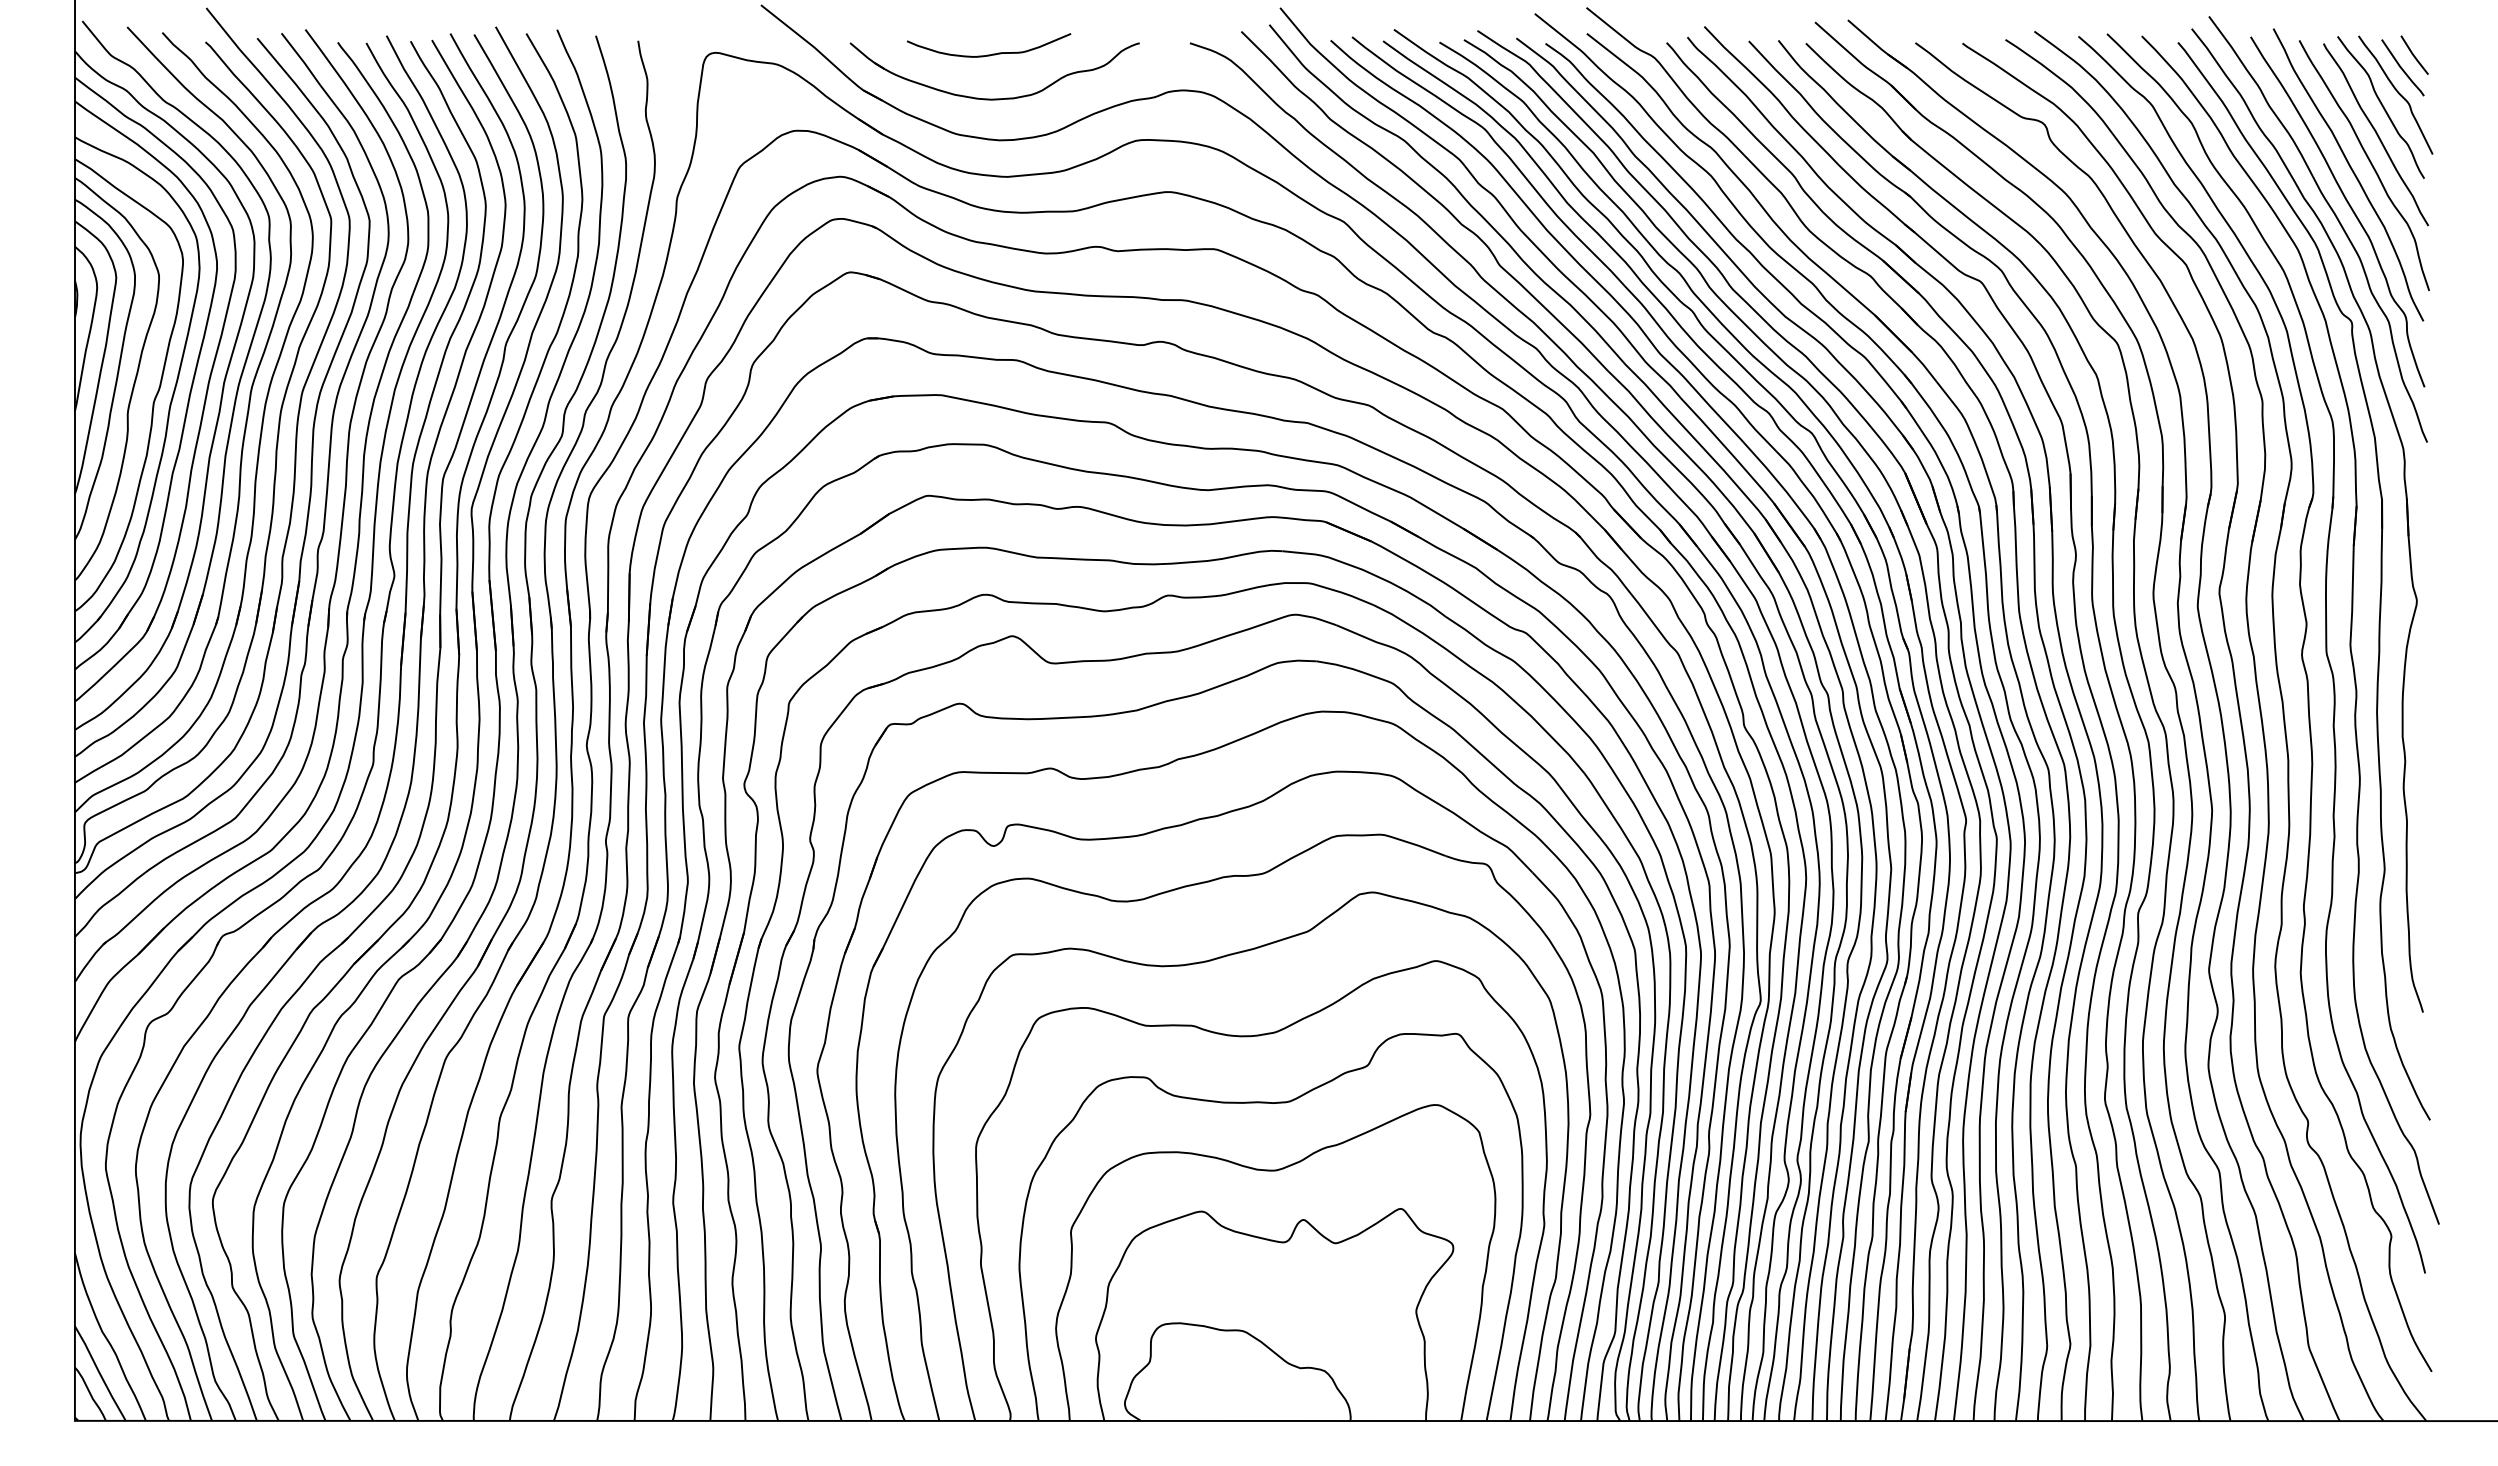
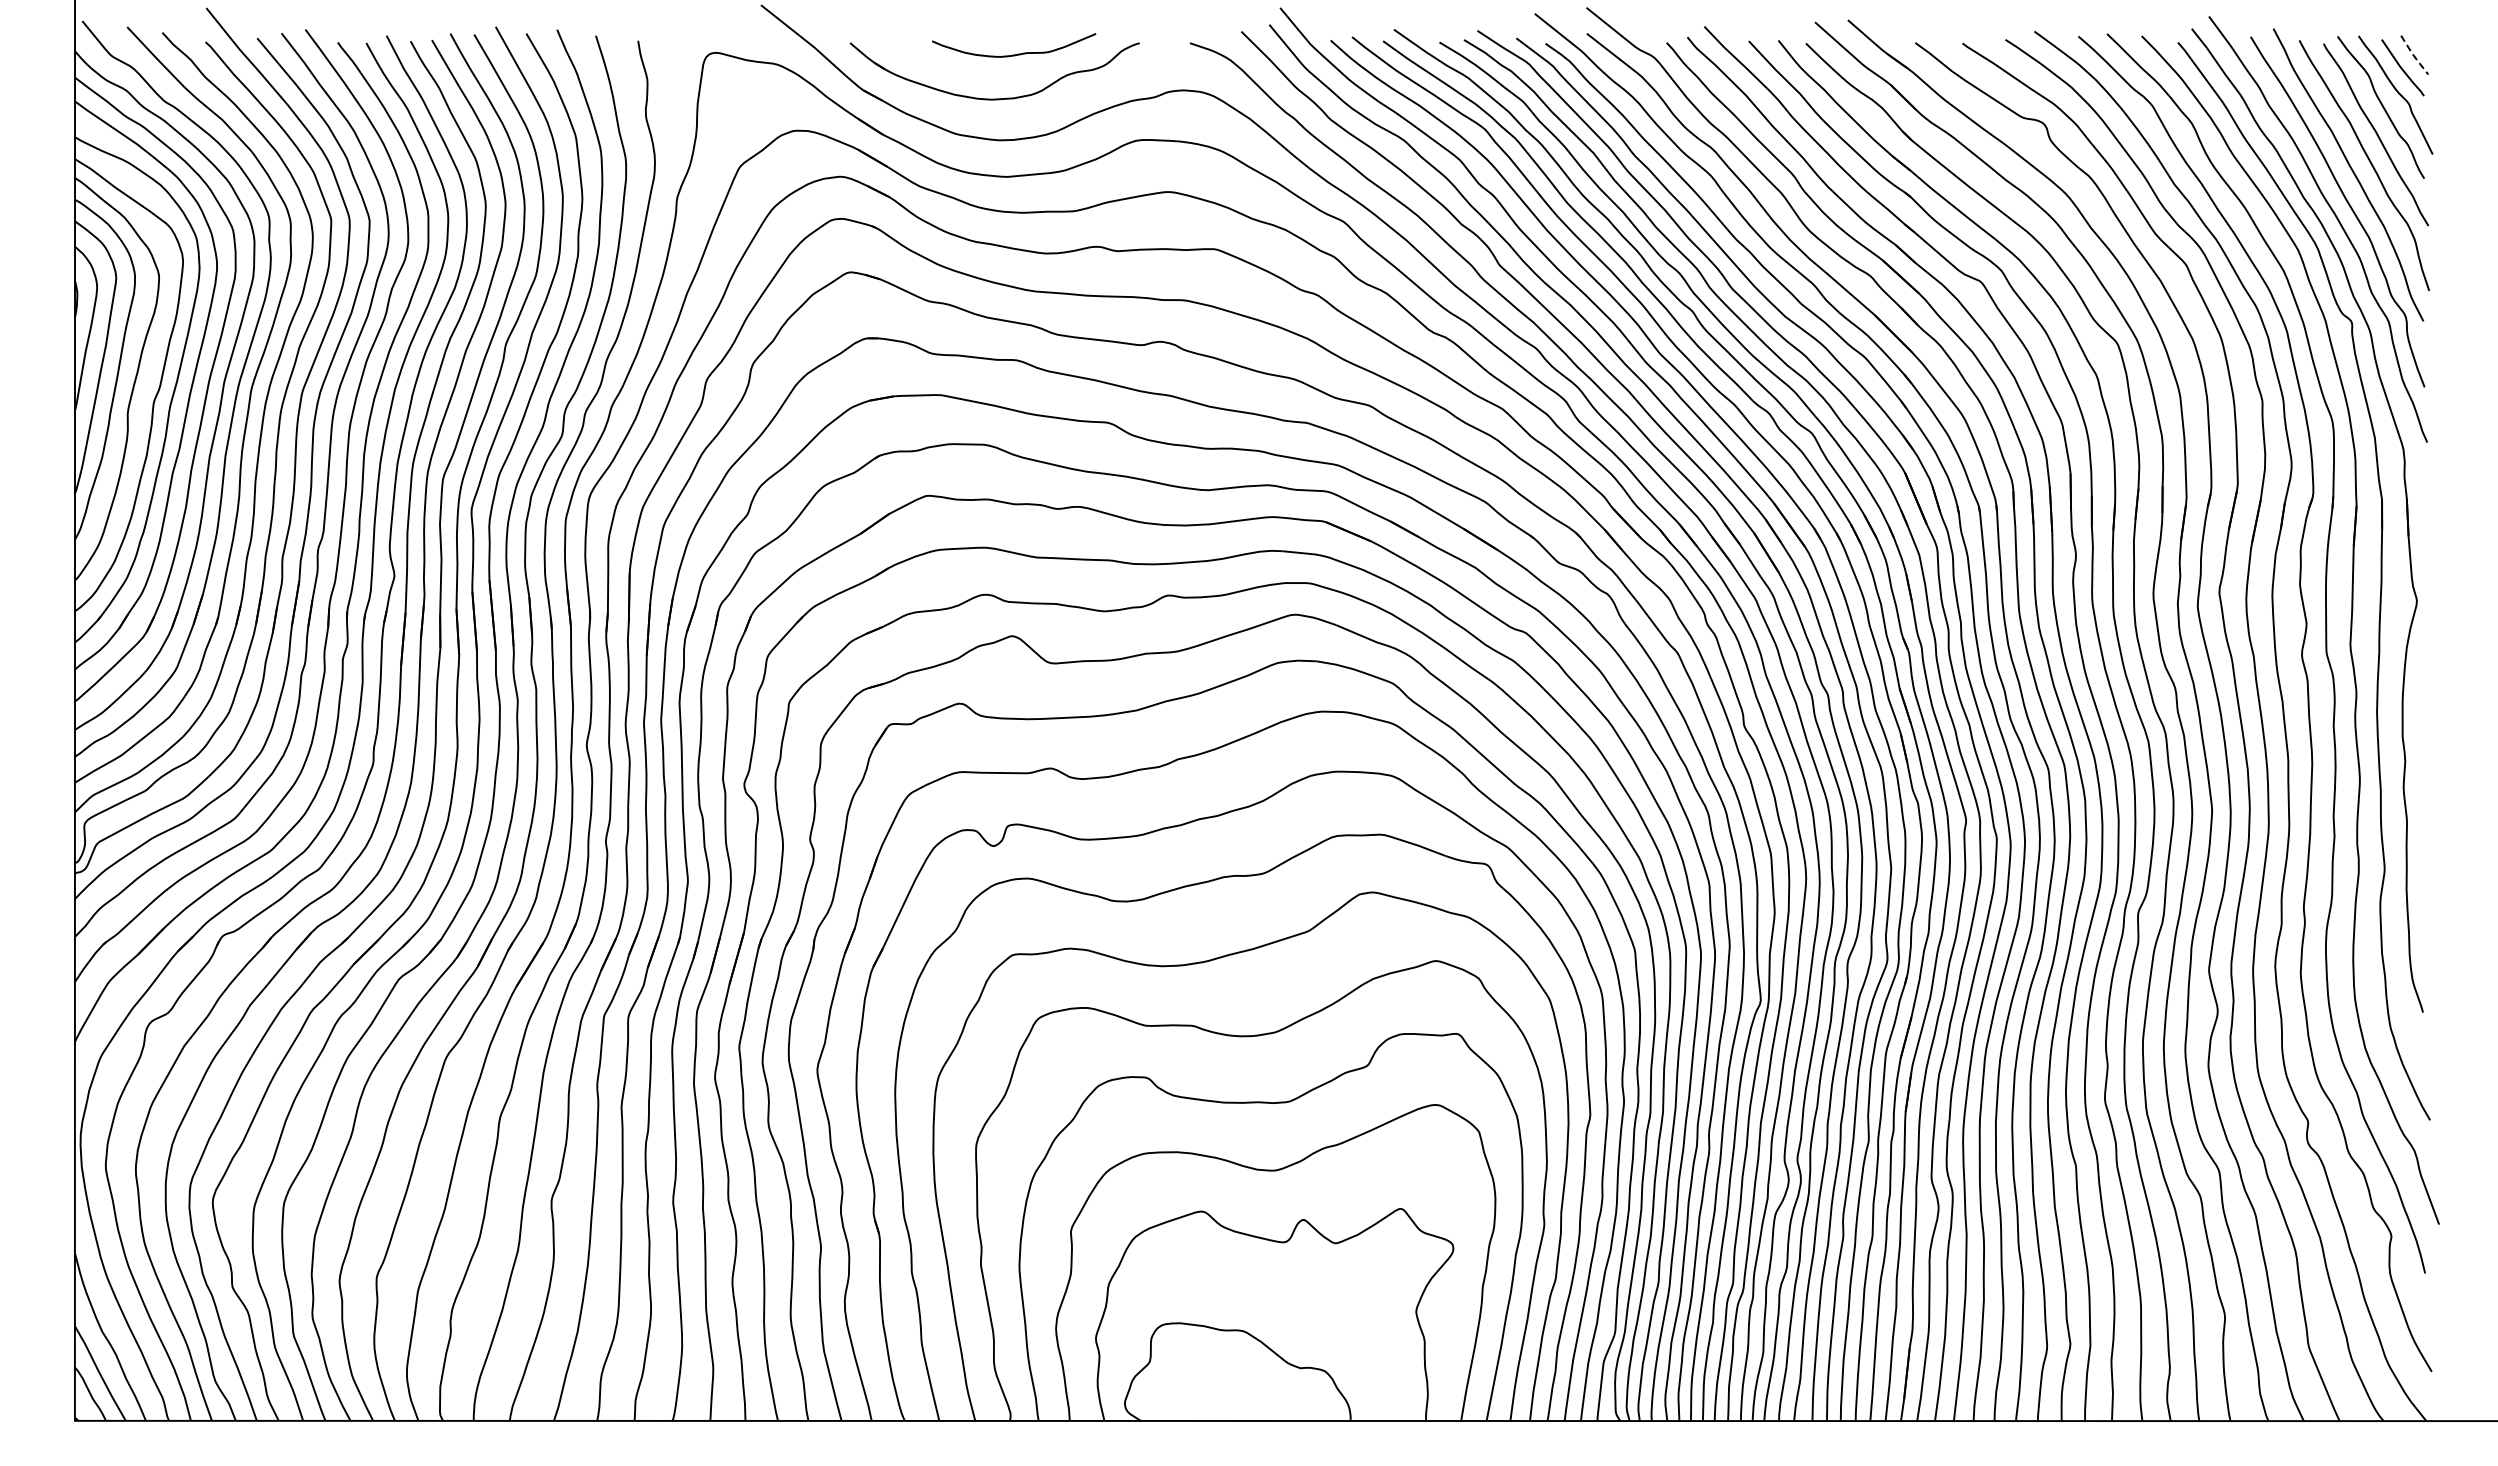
curve position: (992, 53) -> (1017, 53) (1017, 53)
line: solid -> dashed (2414, 56)
